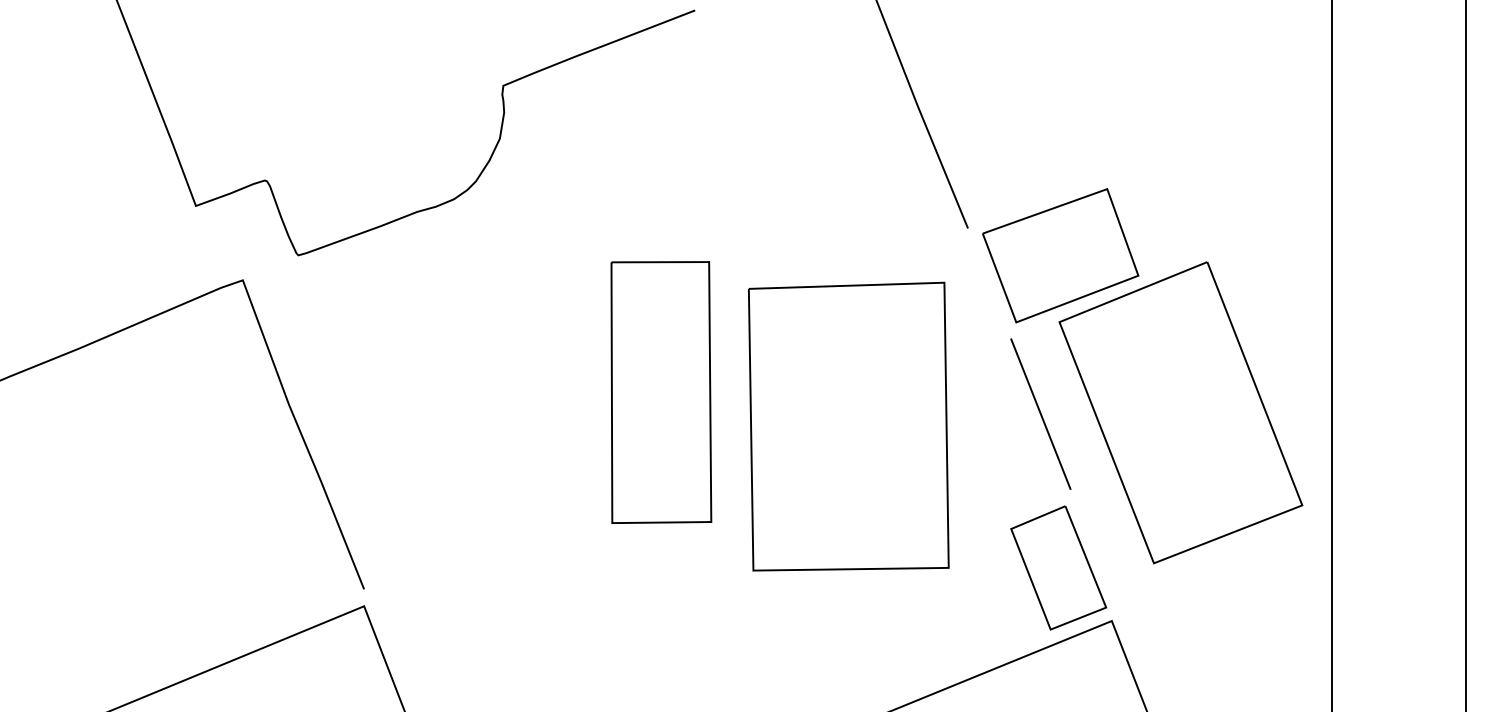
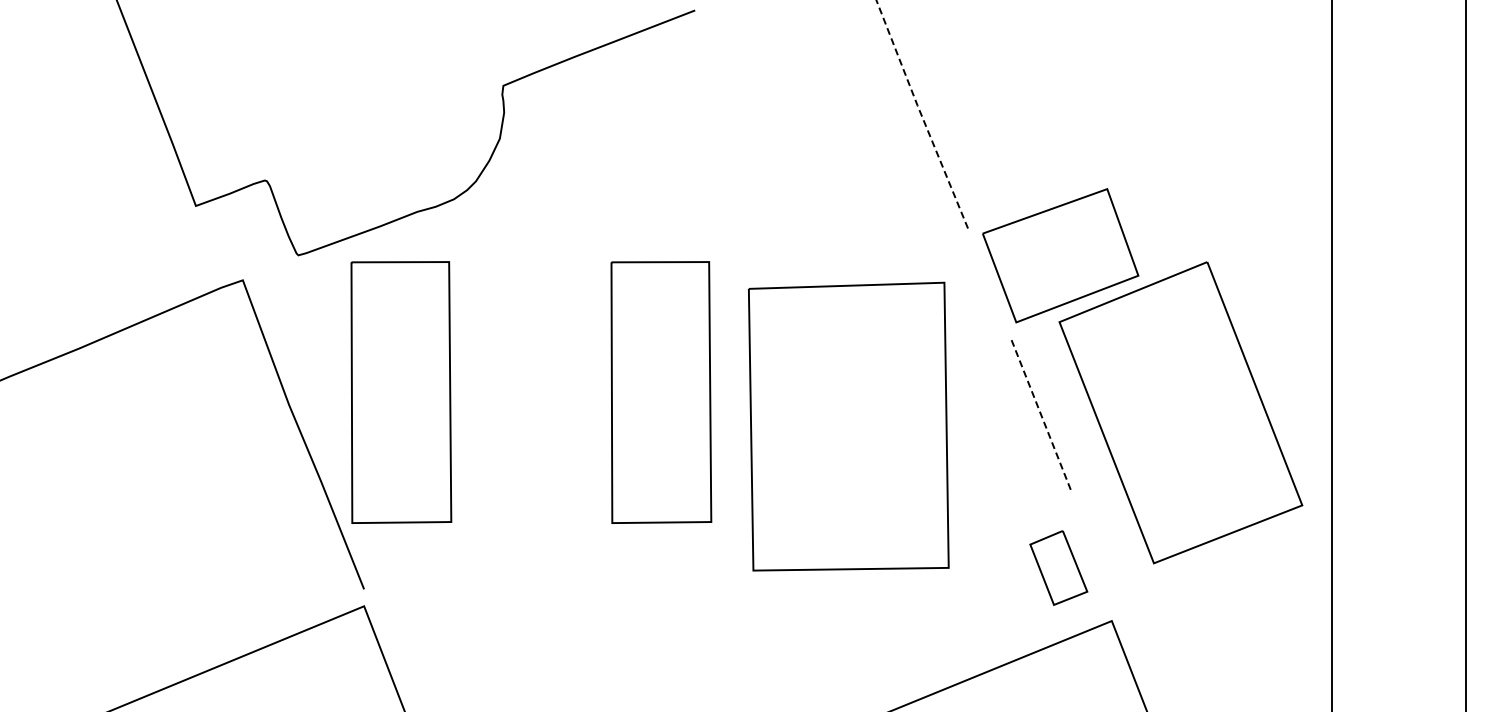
line: solid -> dashed (921, 113)
part: none -> present (401, 392)
line: solid -> dashed (1040, 413)
part size: 98x126 px -> 60x76 px (1058, 567)
